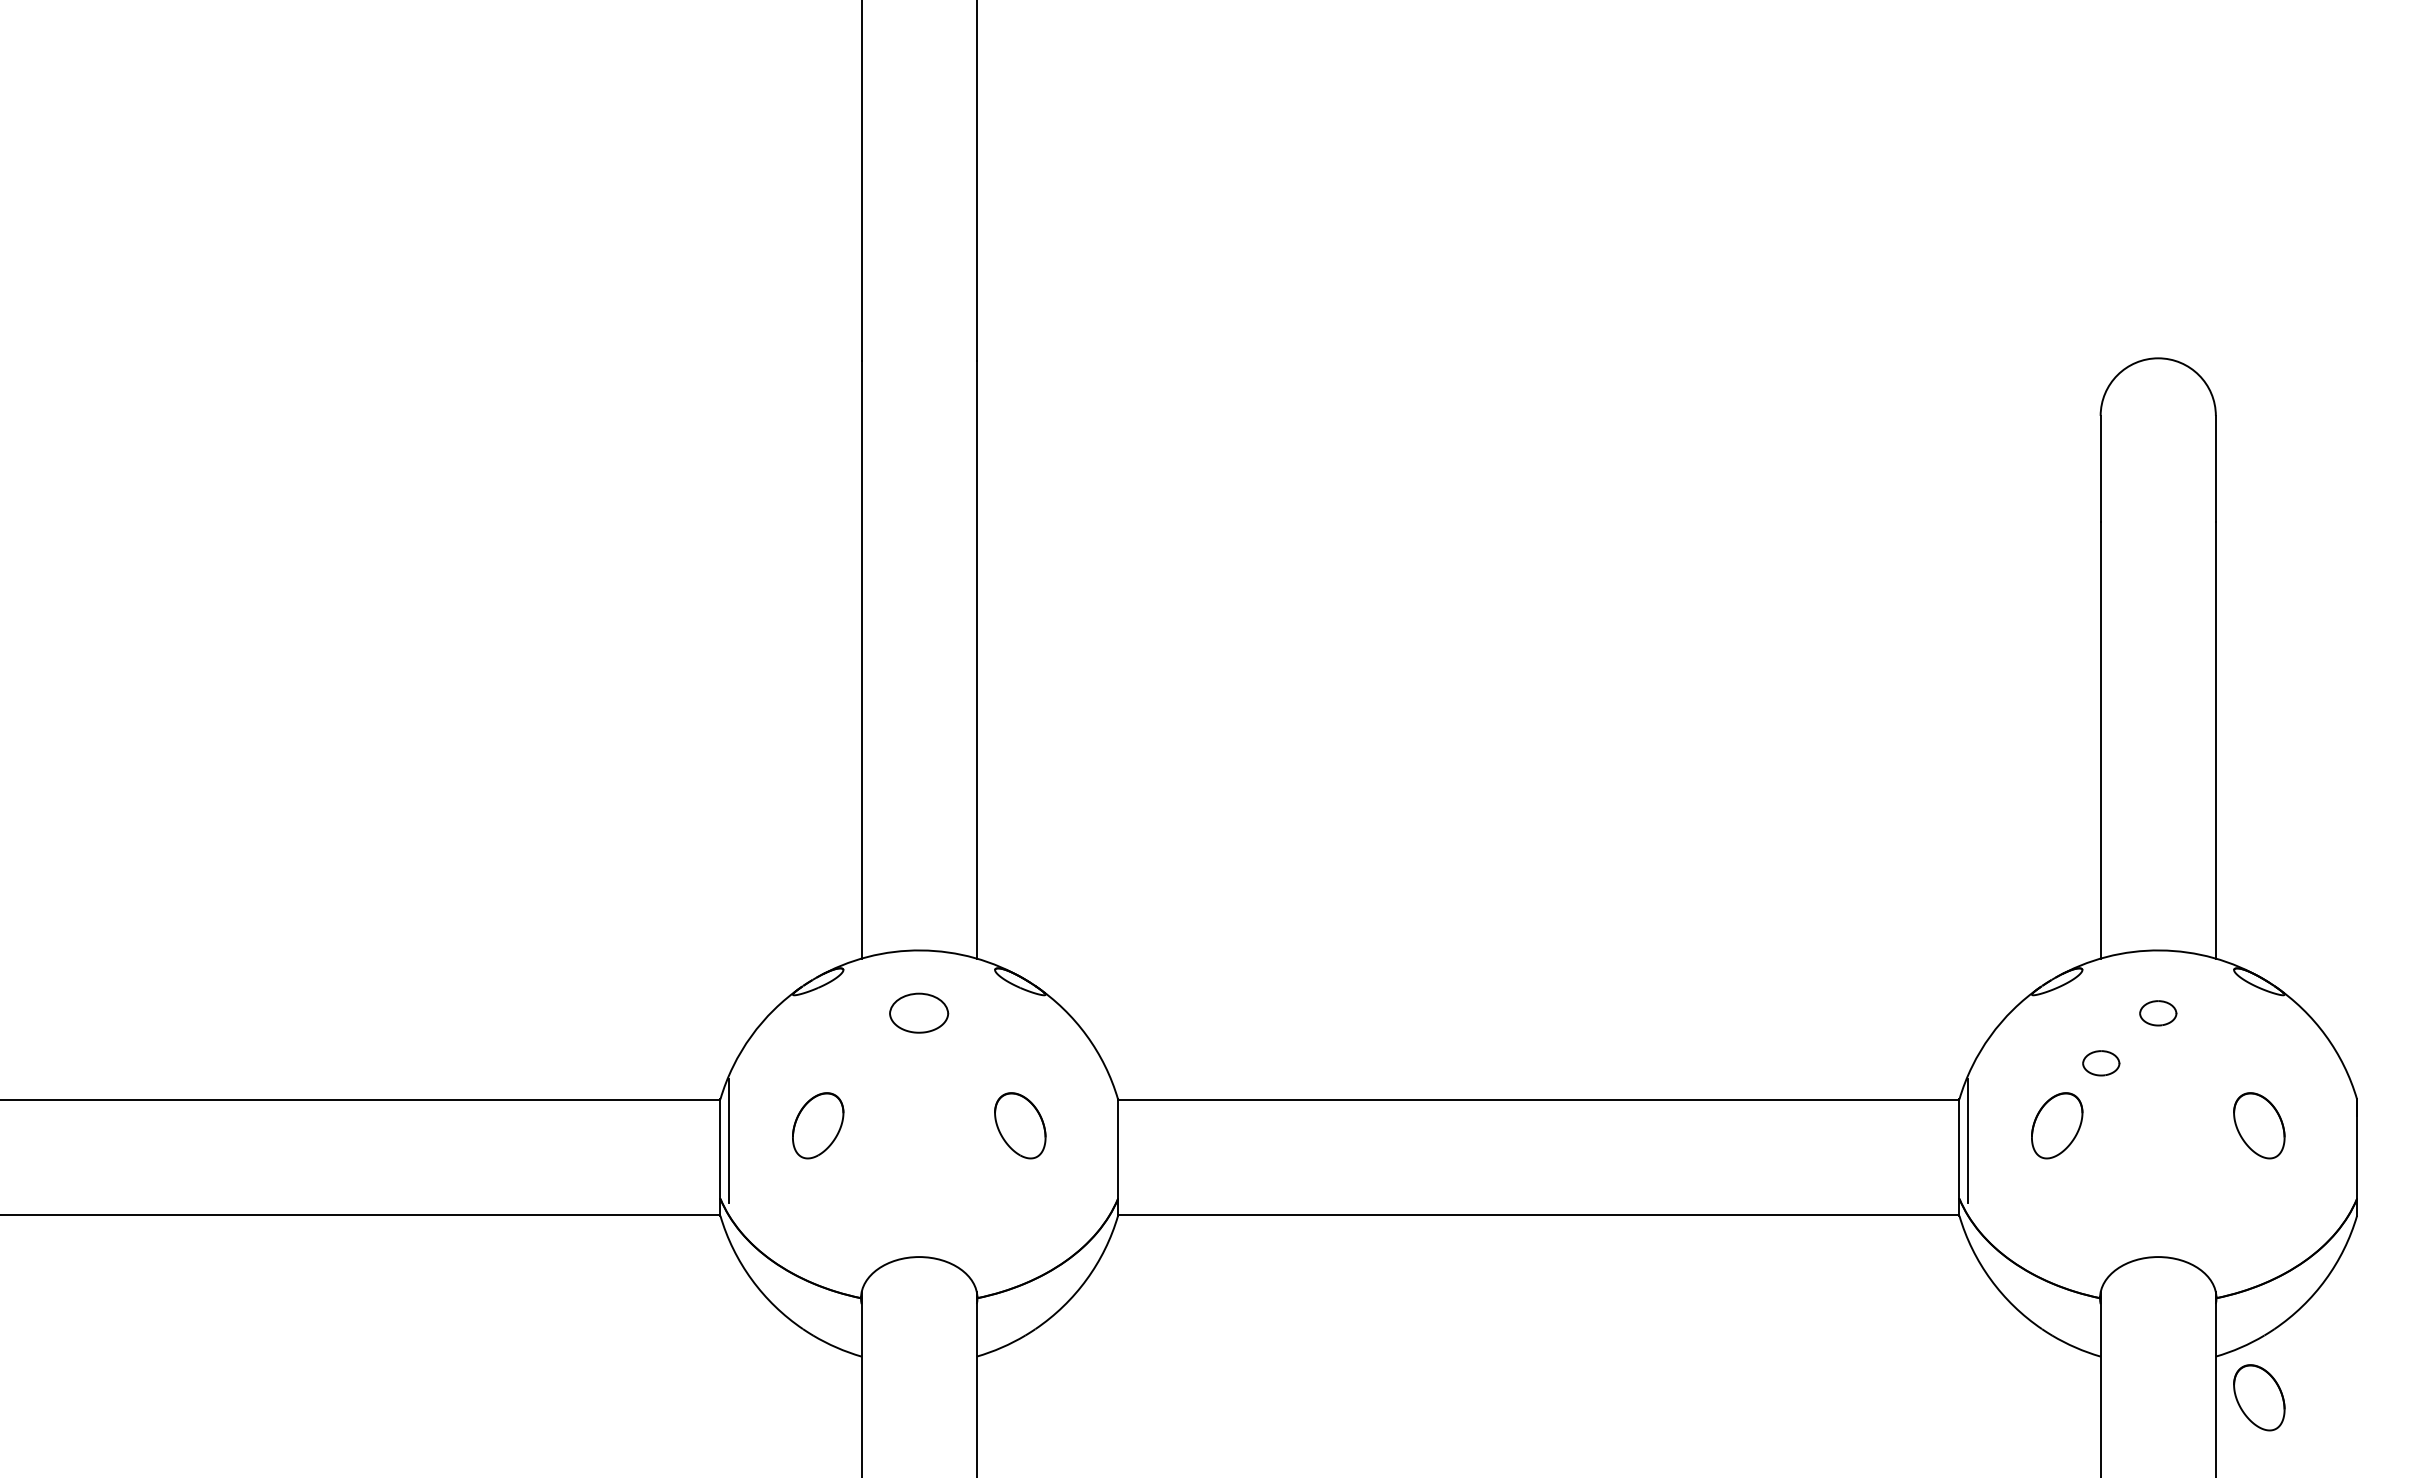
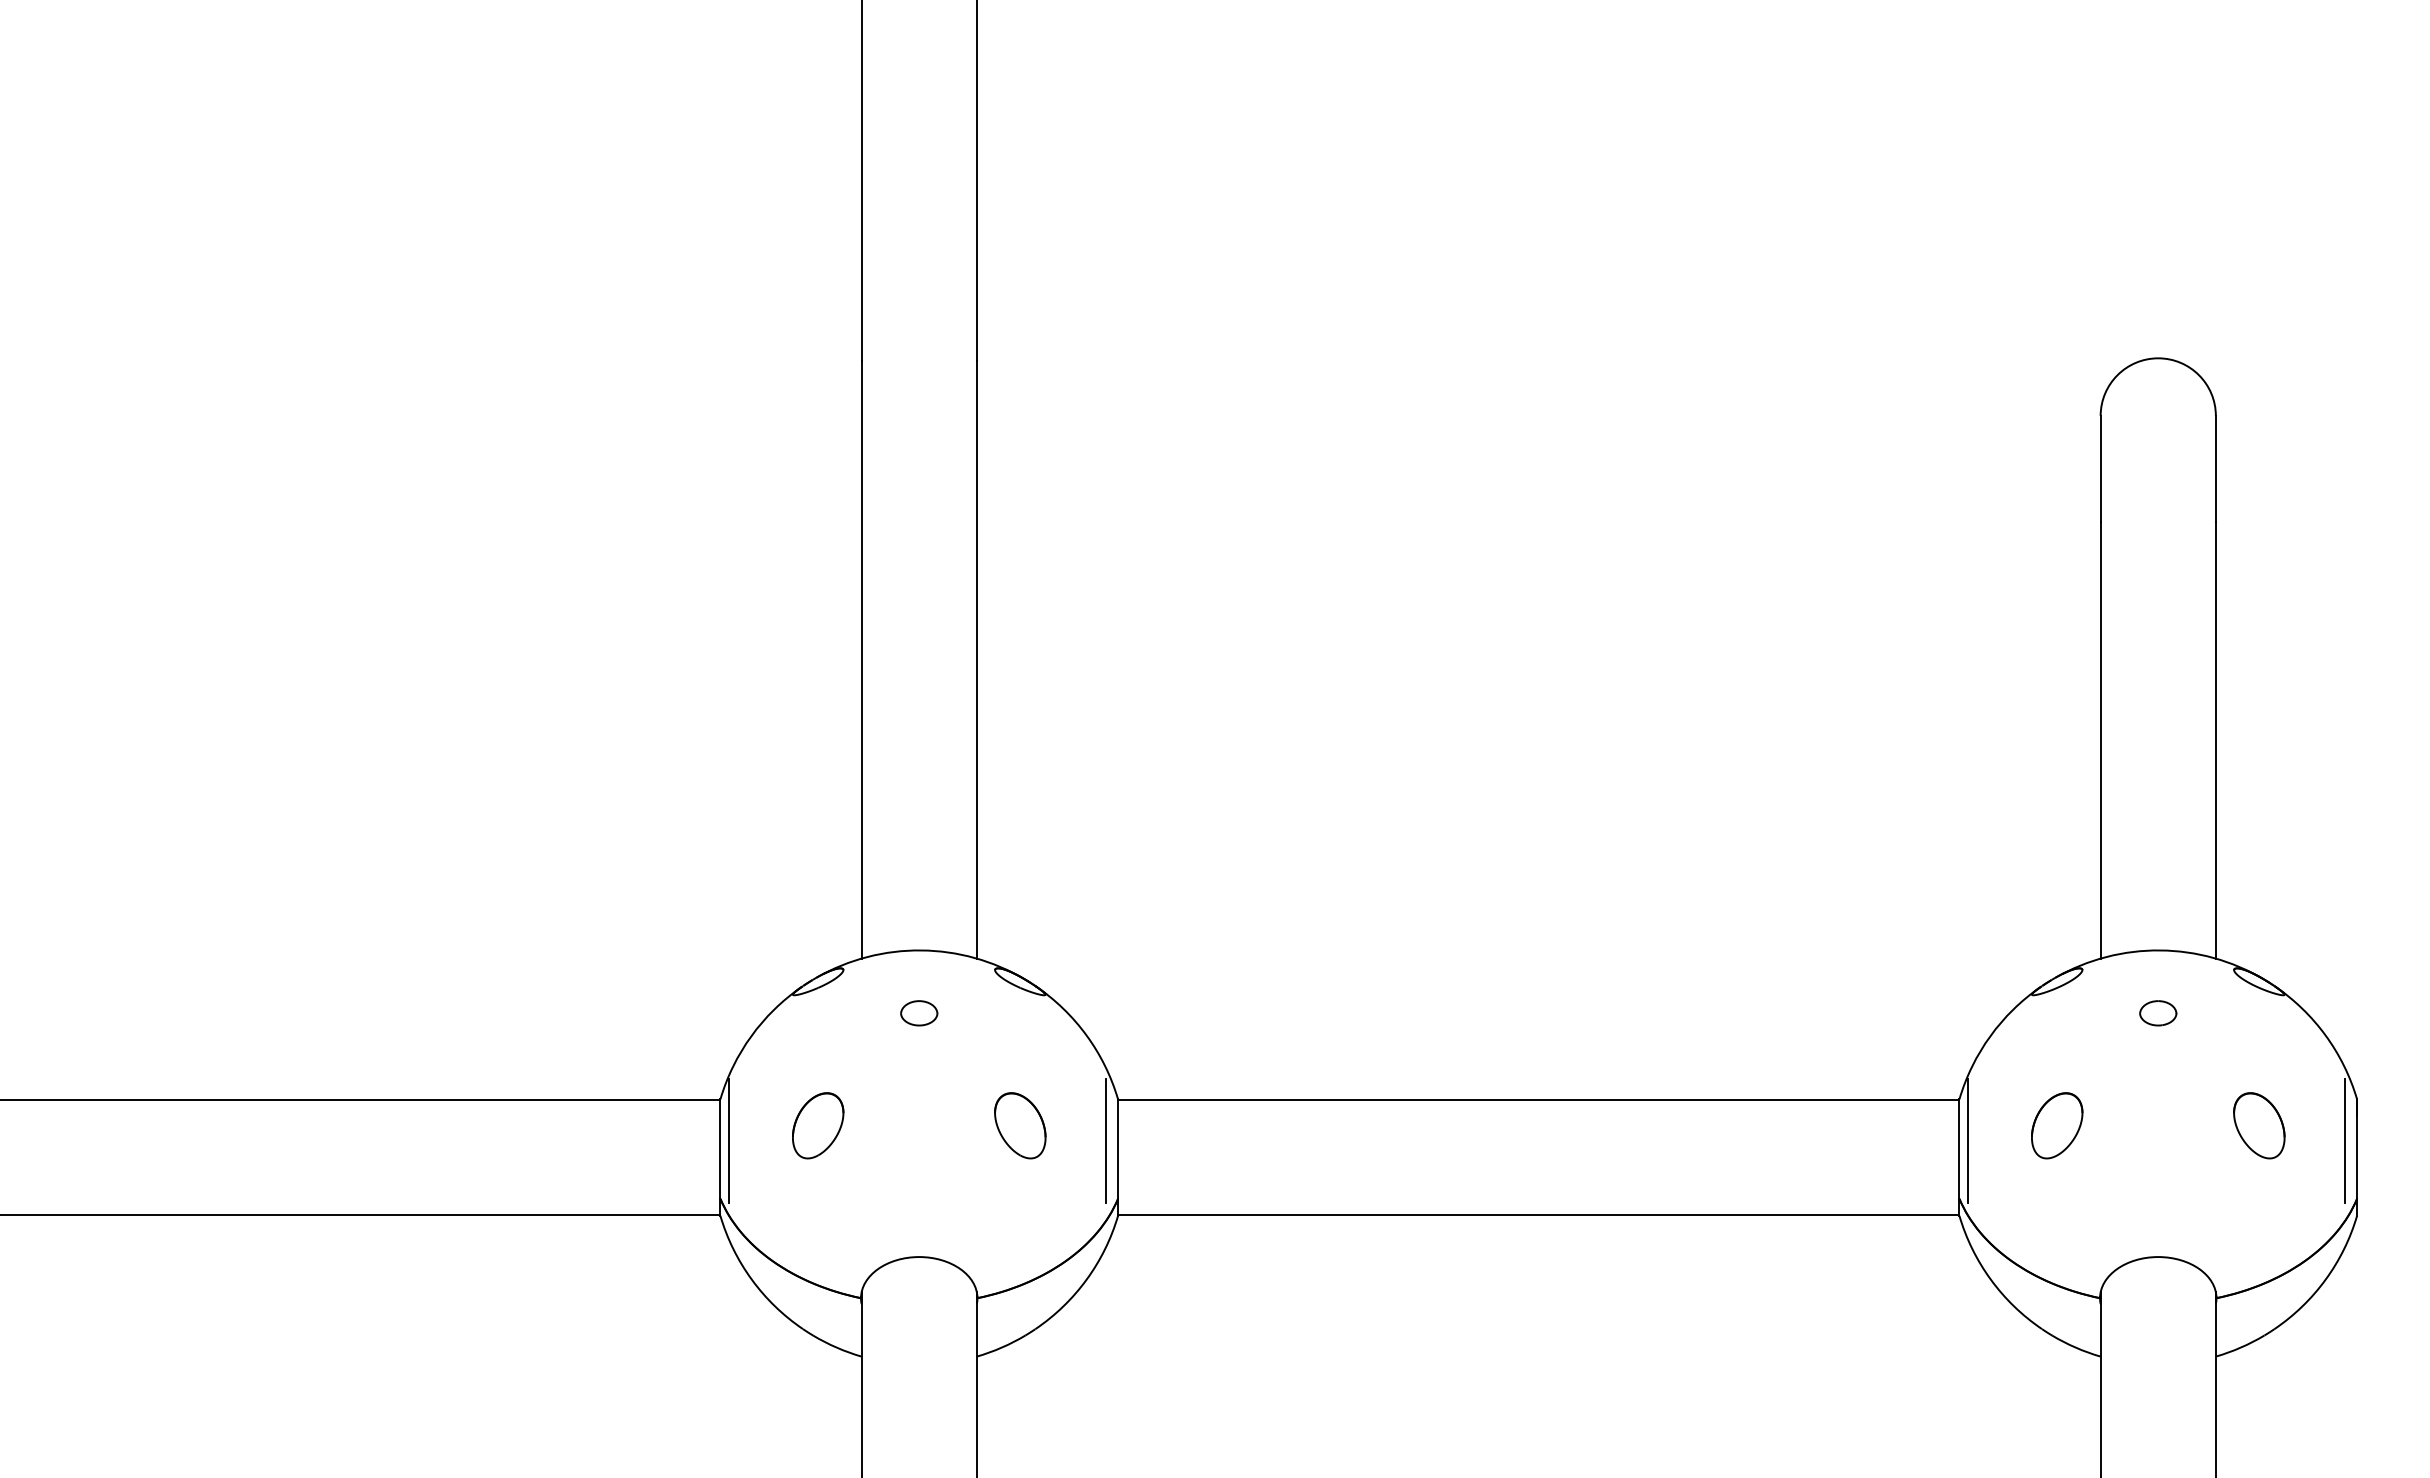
part size: 61x42 px -> 39x27 px (919, 1013)
part: present -> none (2101, 1063)
line: none -> present (1105, 1141)
line: none -> present (2344, 1141)
part: present -> none (2259, 1397)
